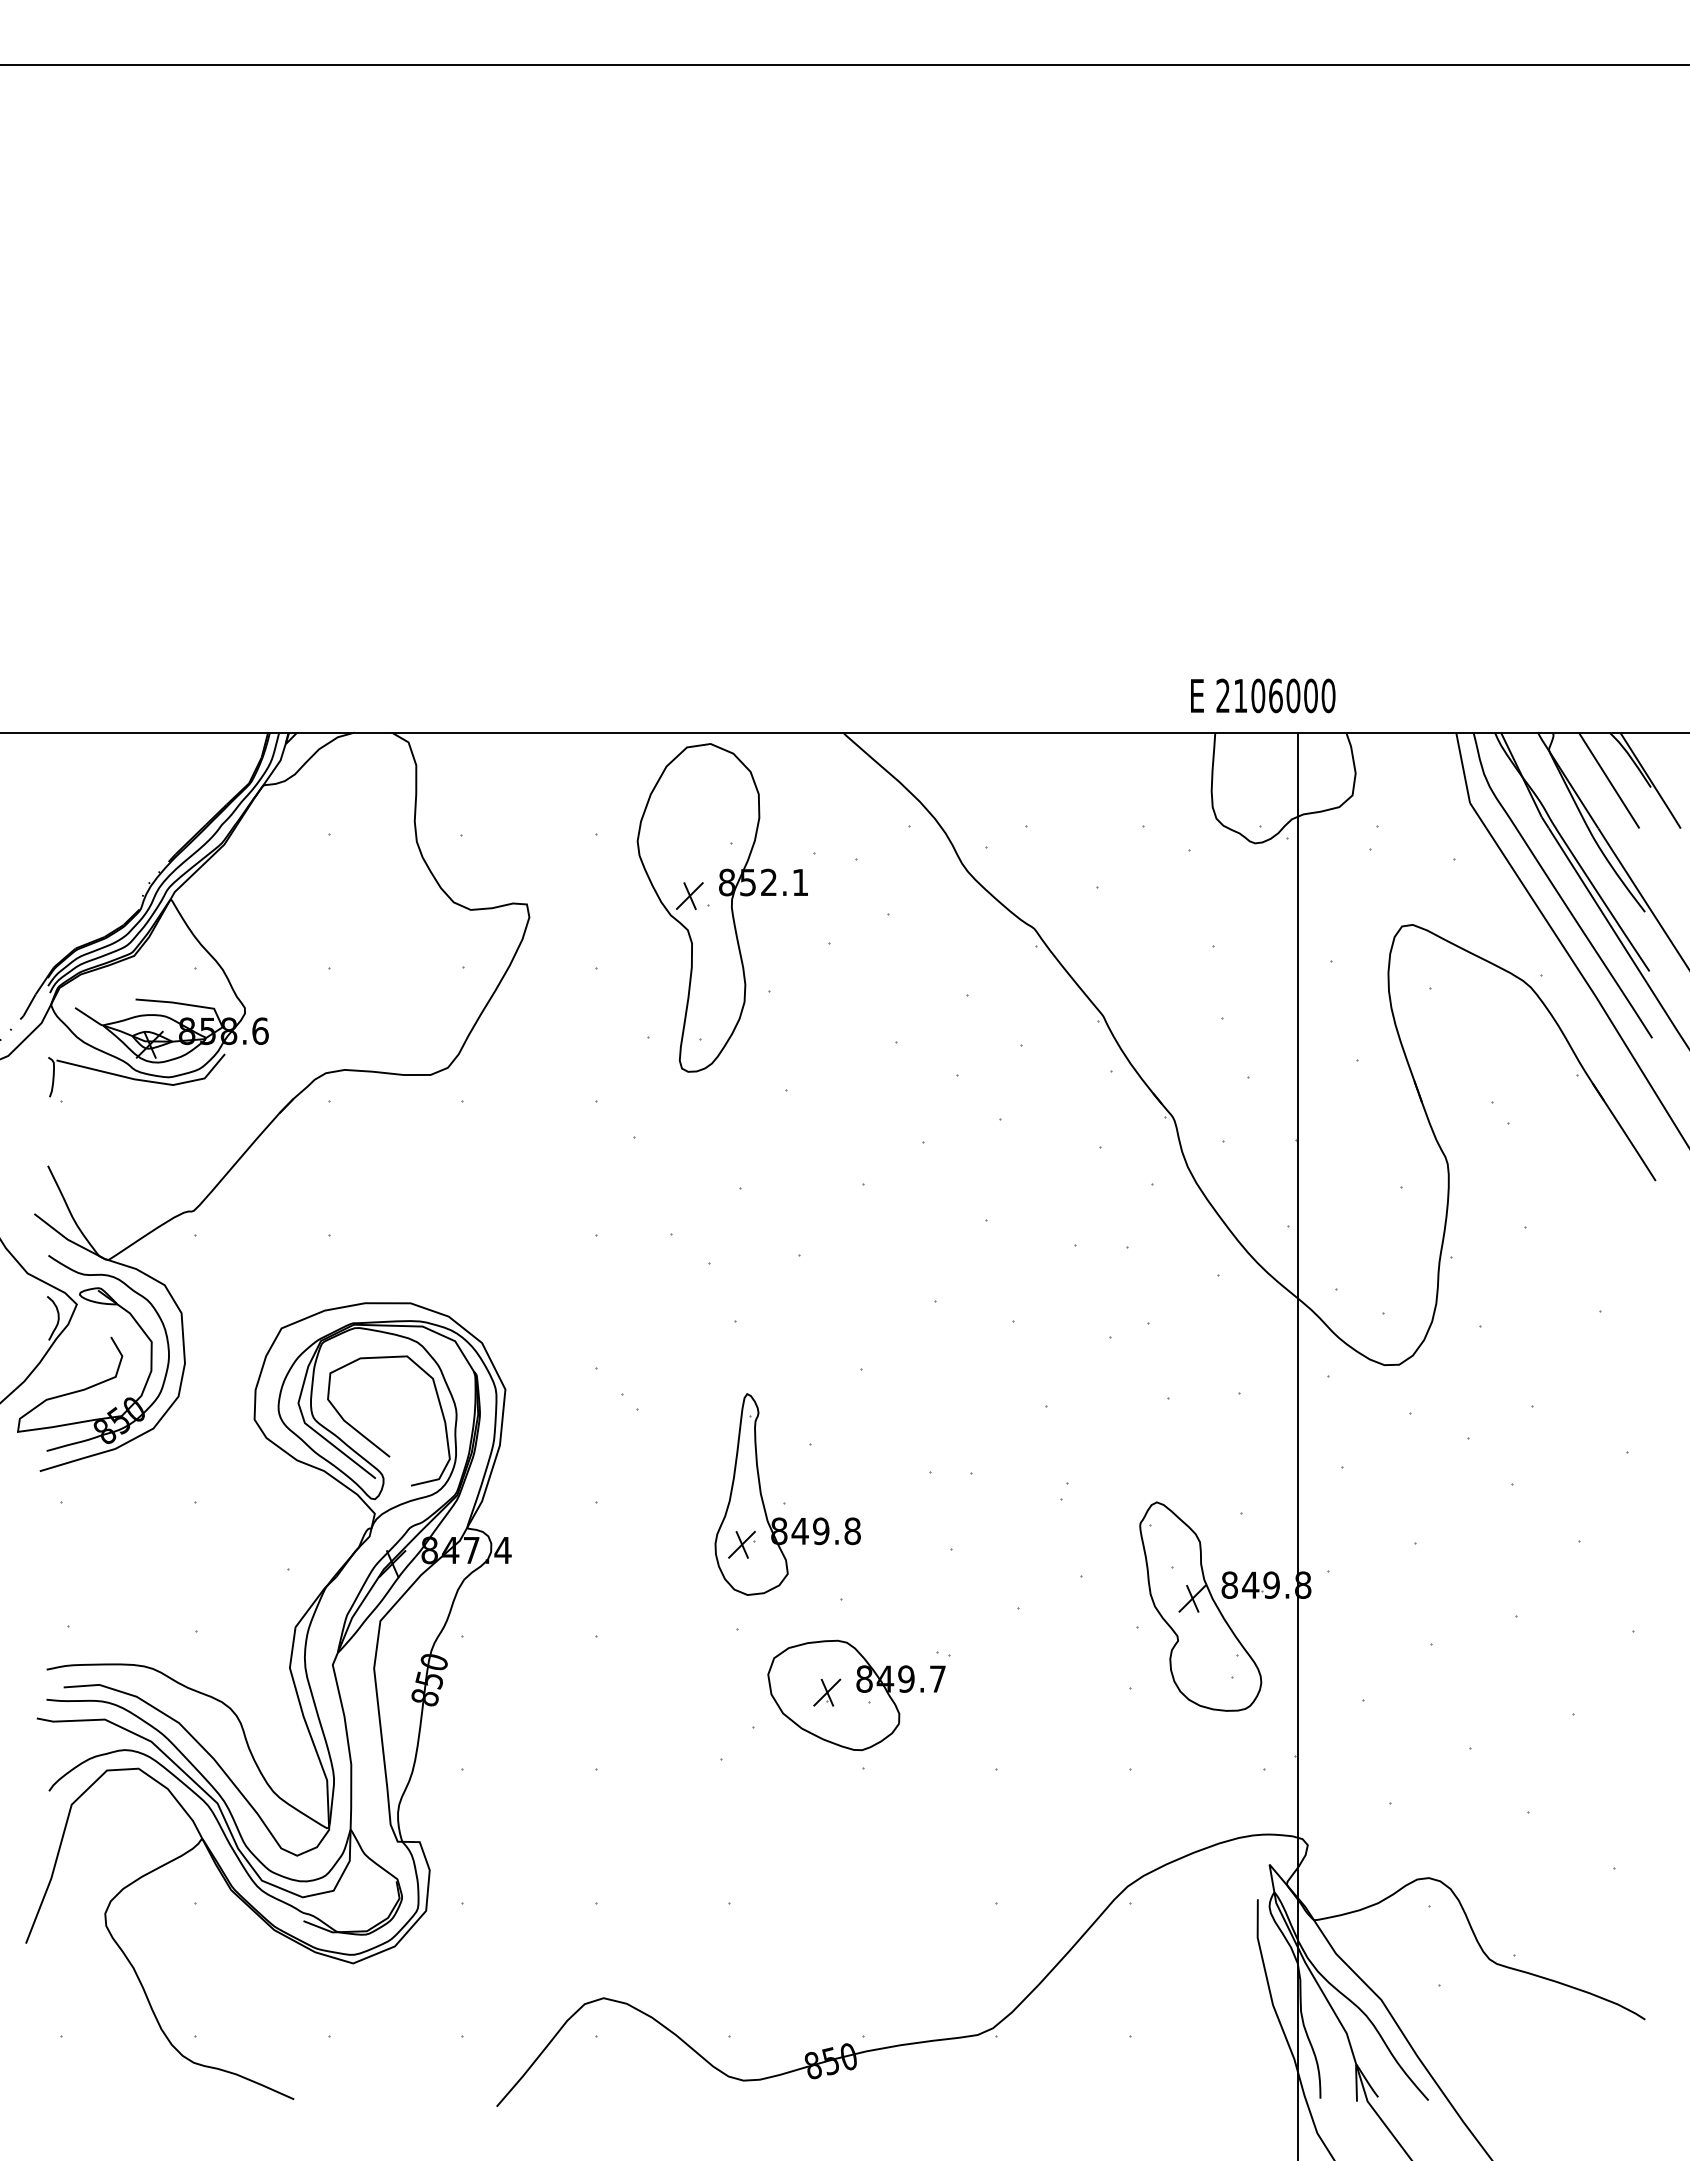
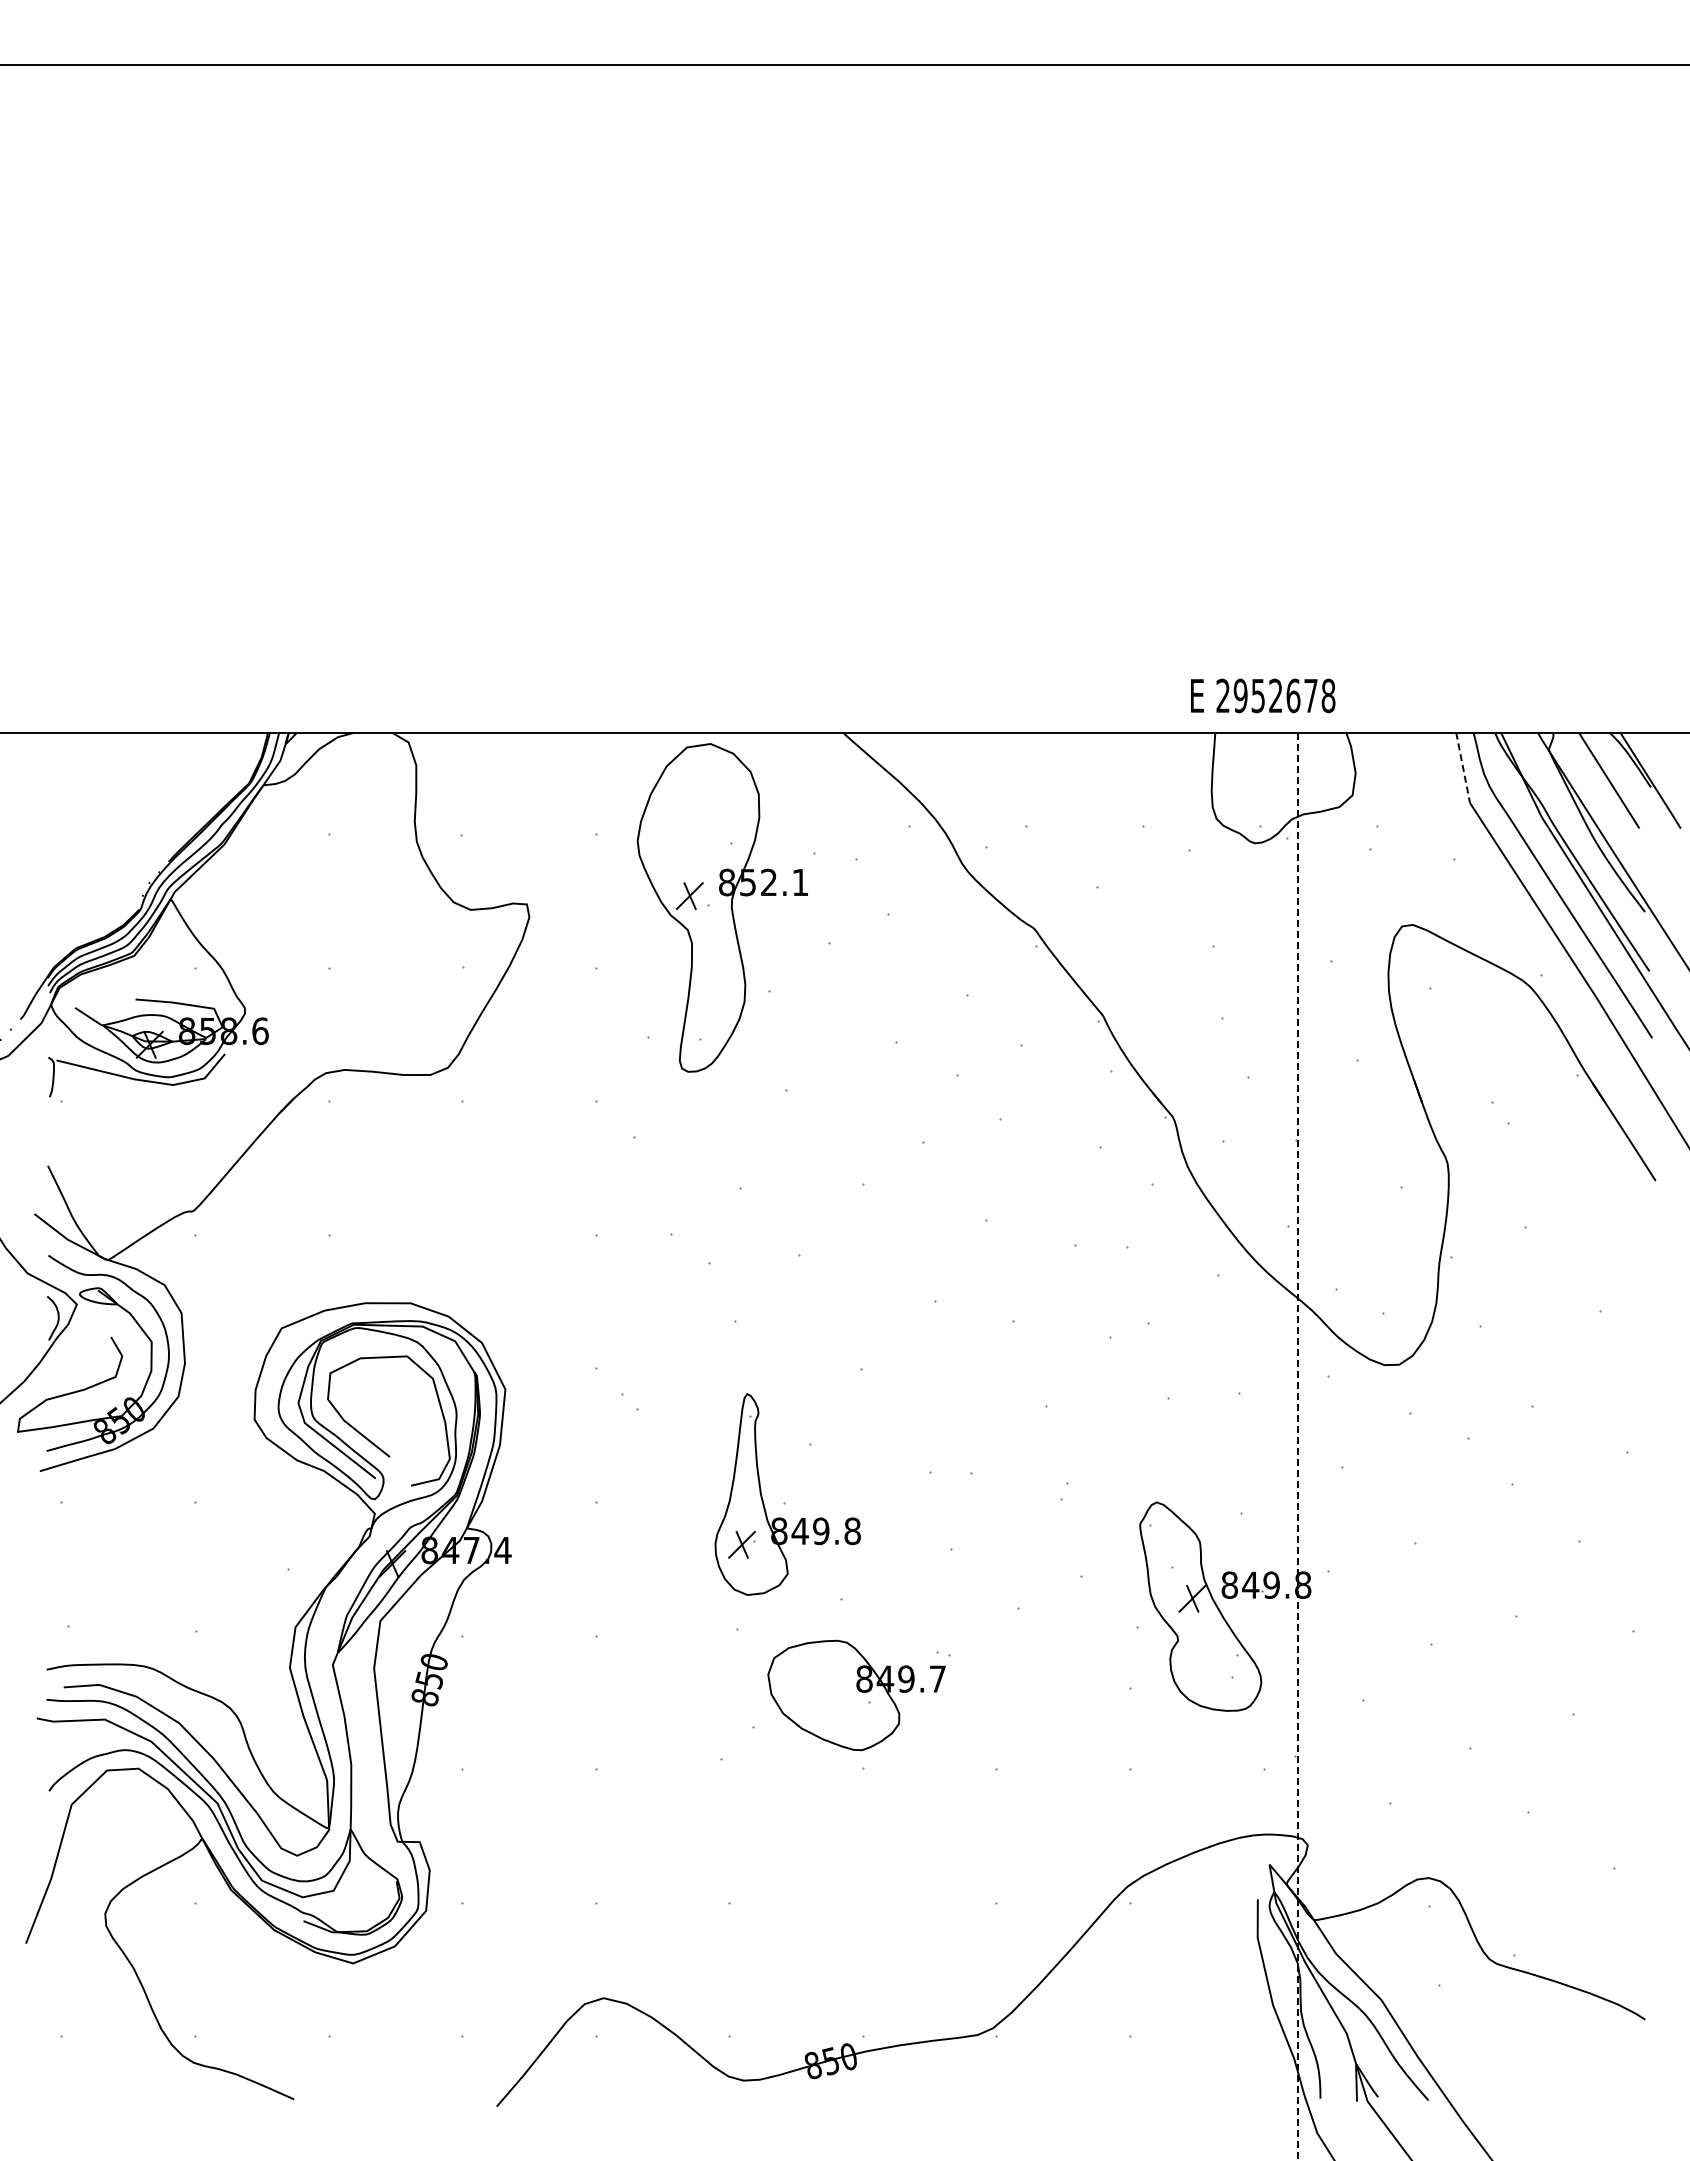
text: 2106000 -> 2952678 (1284, 695)
line: solid -> dashed (1463, 767)
line: solid -> dashed (1297, 1446)
part: present -> none (827, 1692)
